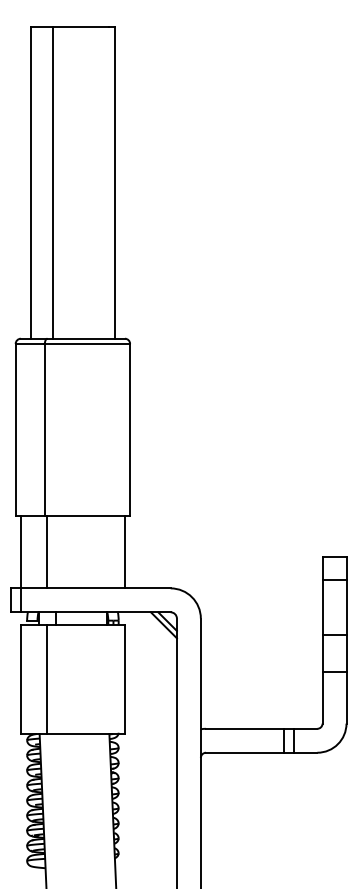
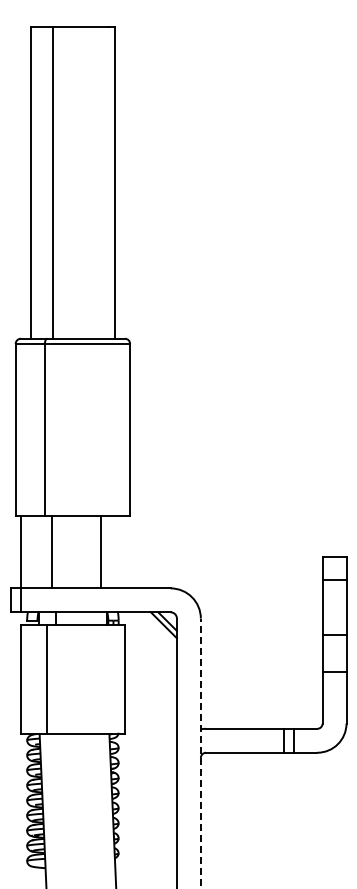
line position: (47, 551) -> (52, 551) (52, 551)
line position: (124, 551) -> (100, 551) (100, 551)
line: solid -> dashed (200, 753)
